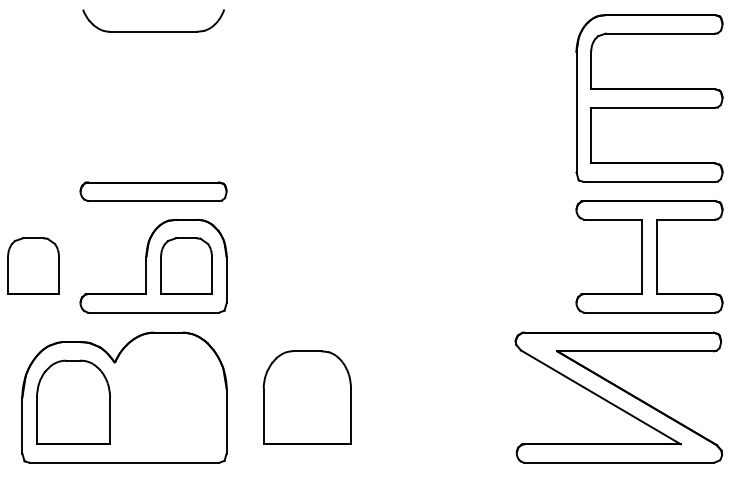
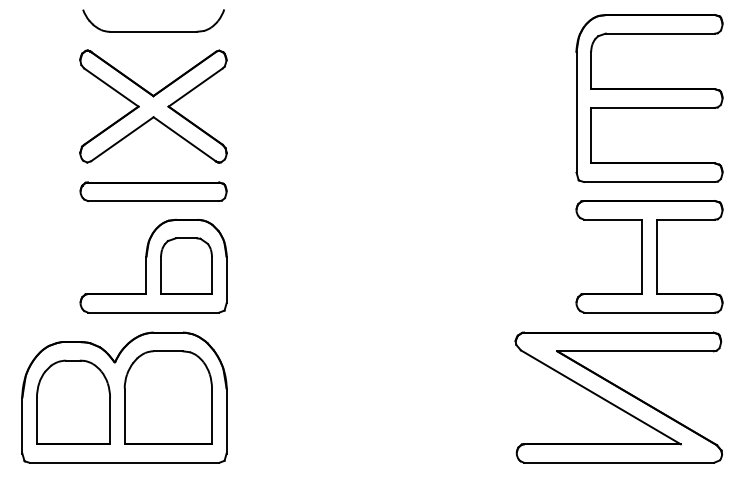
part: none -> present (153, 106)
part: present -> none (33, 265)
part position: (306, 397) -> (167, 397) (167, 397)
